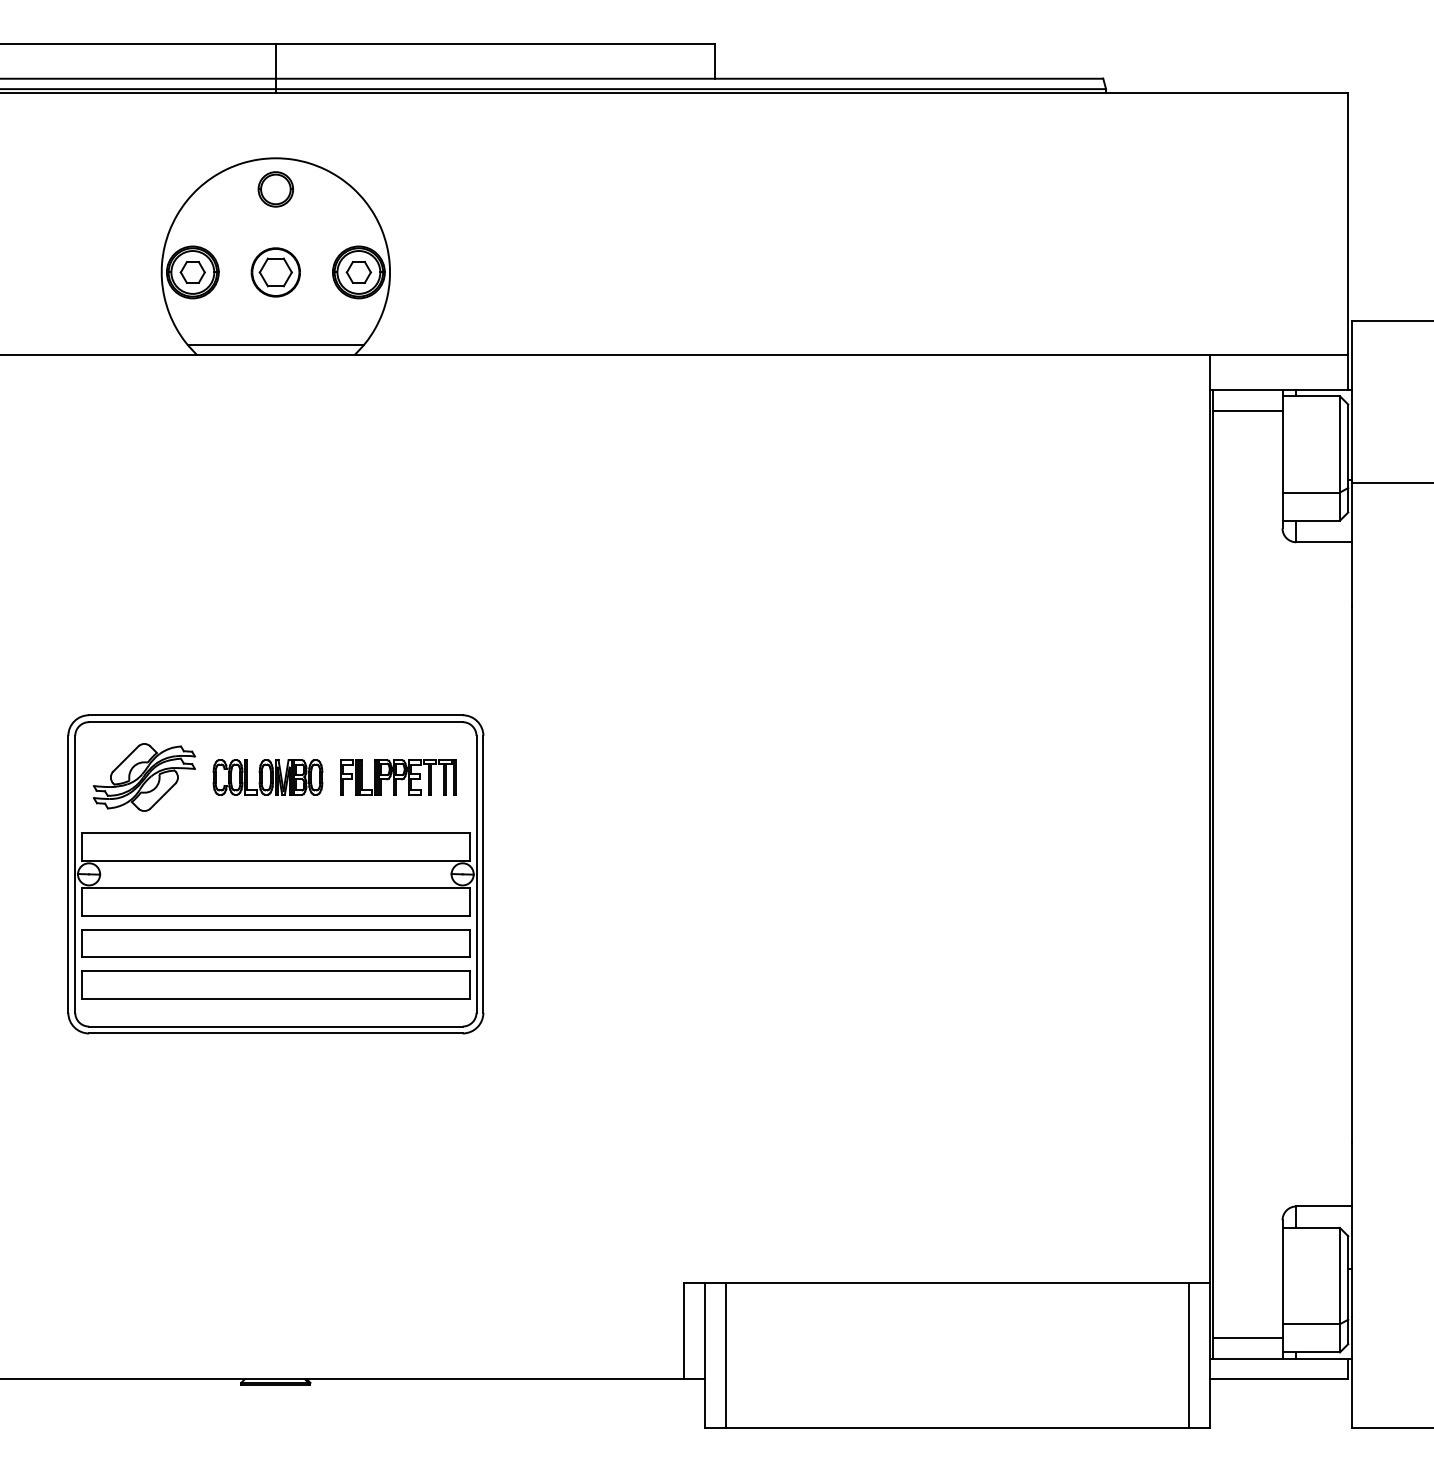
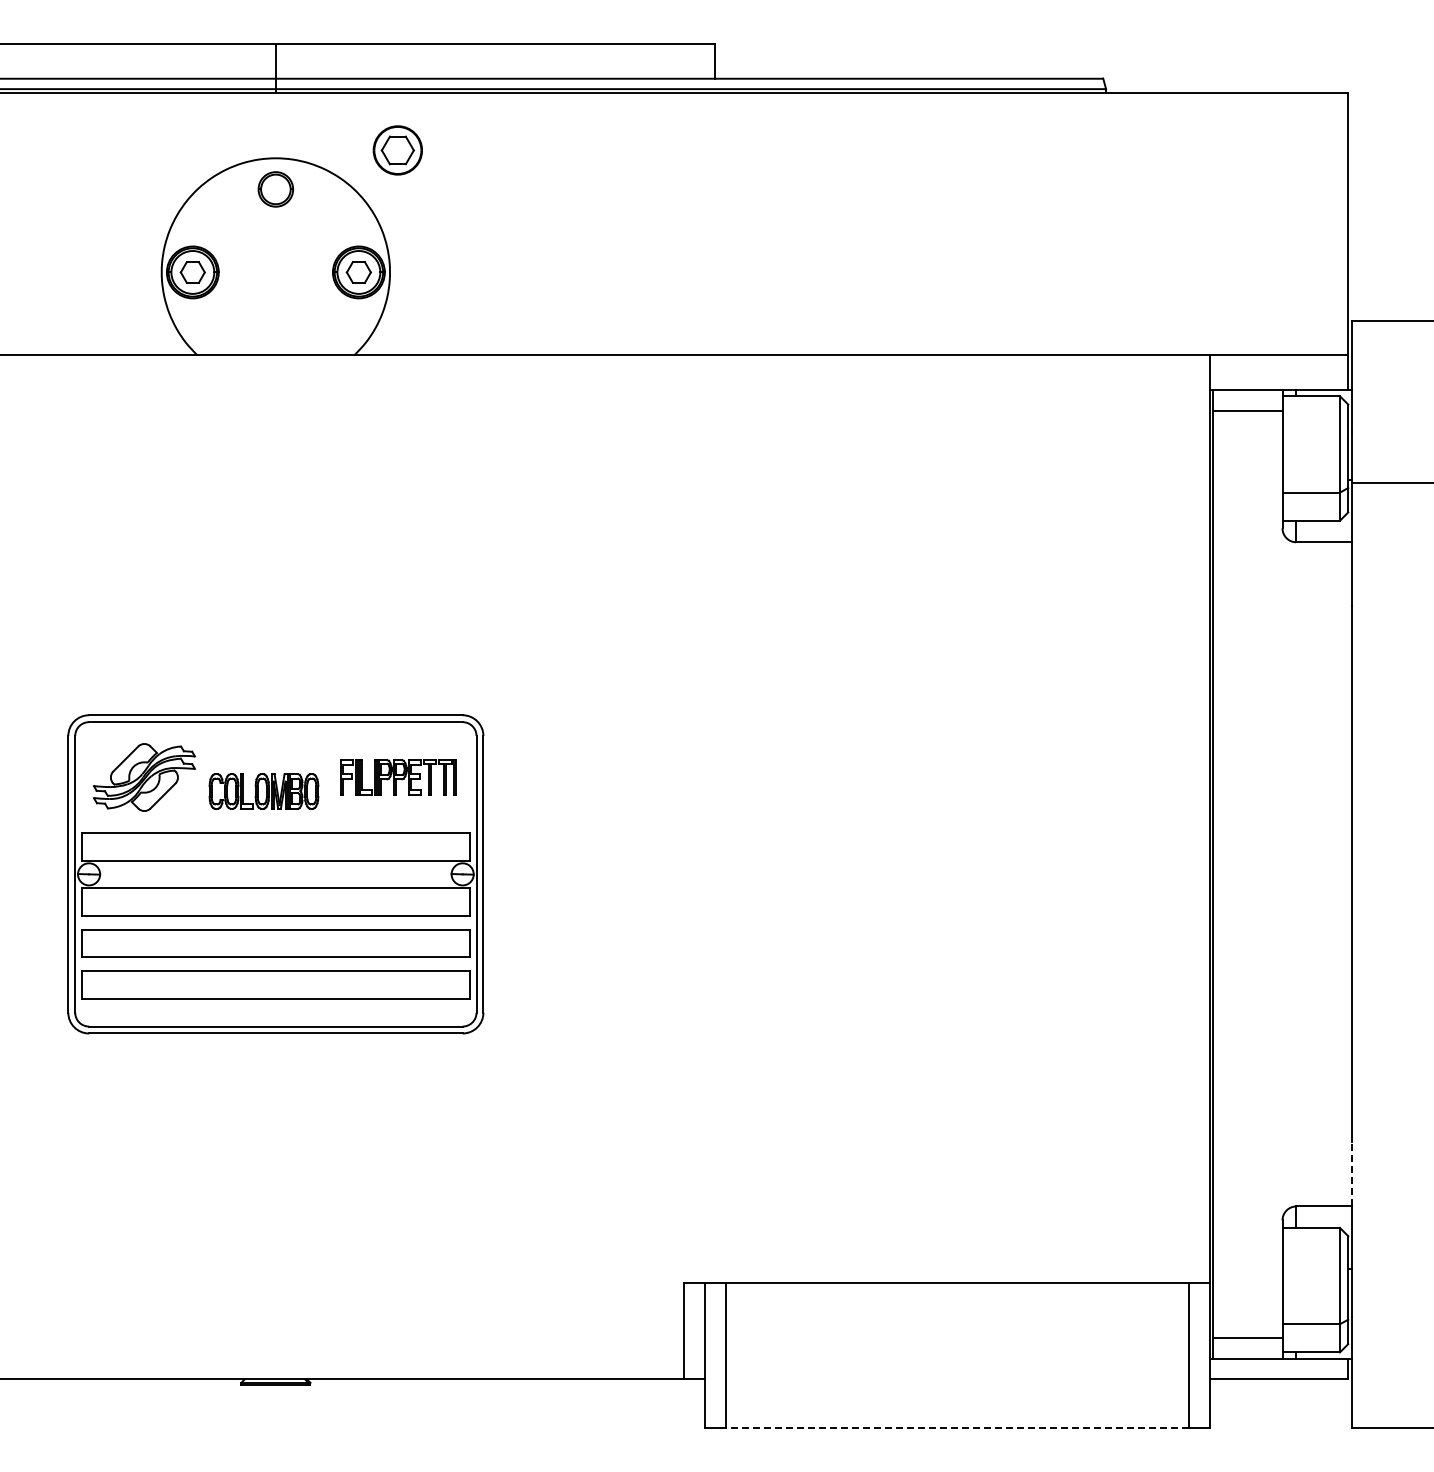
part position: (275, 272) -> (397, 150) (397, 150)
line: present -> none (275, 345)
part position: (267, 777) -> (263, 791) (263, 791)
line: solid -> dashed (1351, 1173)
line: solid -> dashed (957, 1427)
